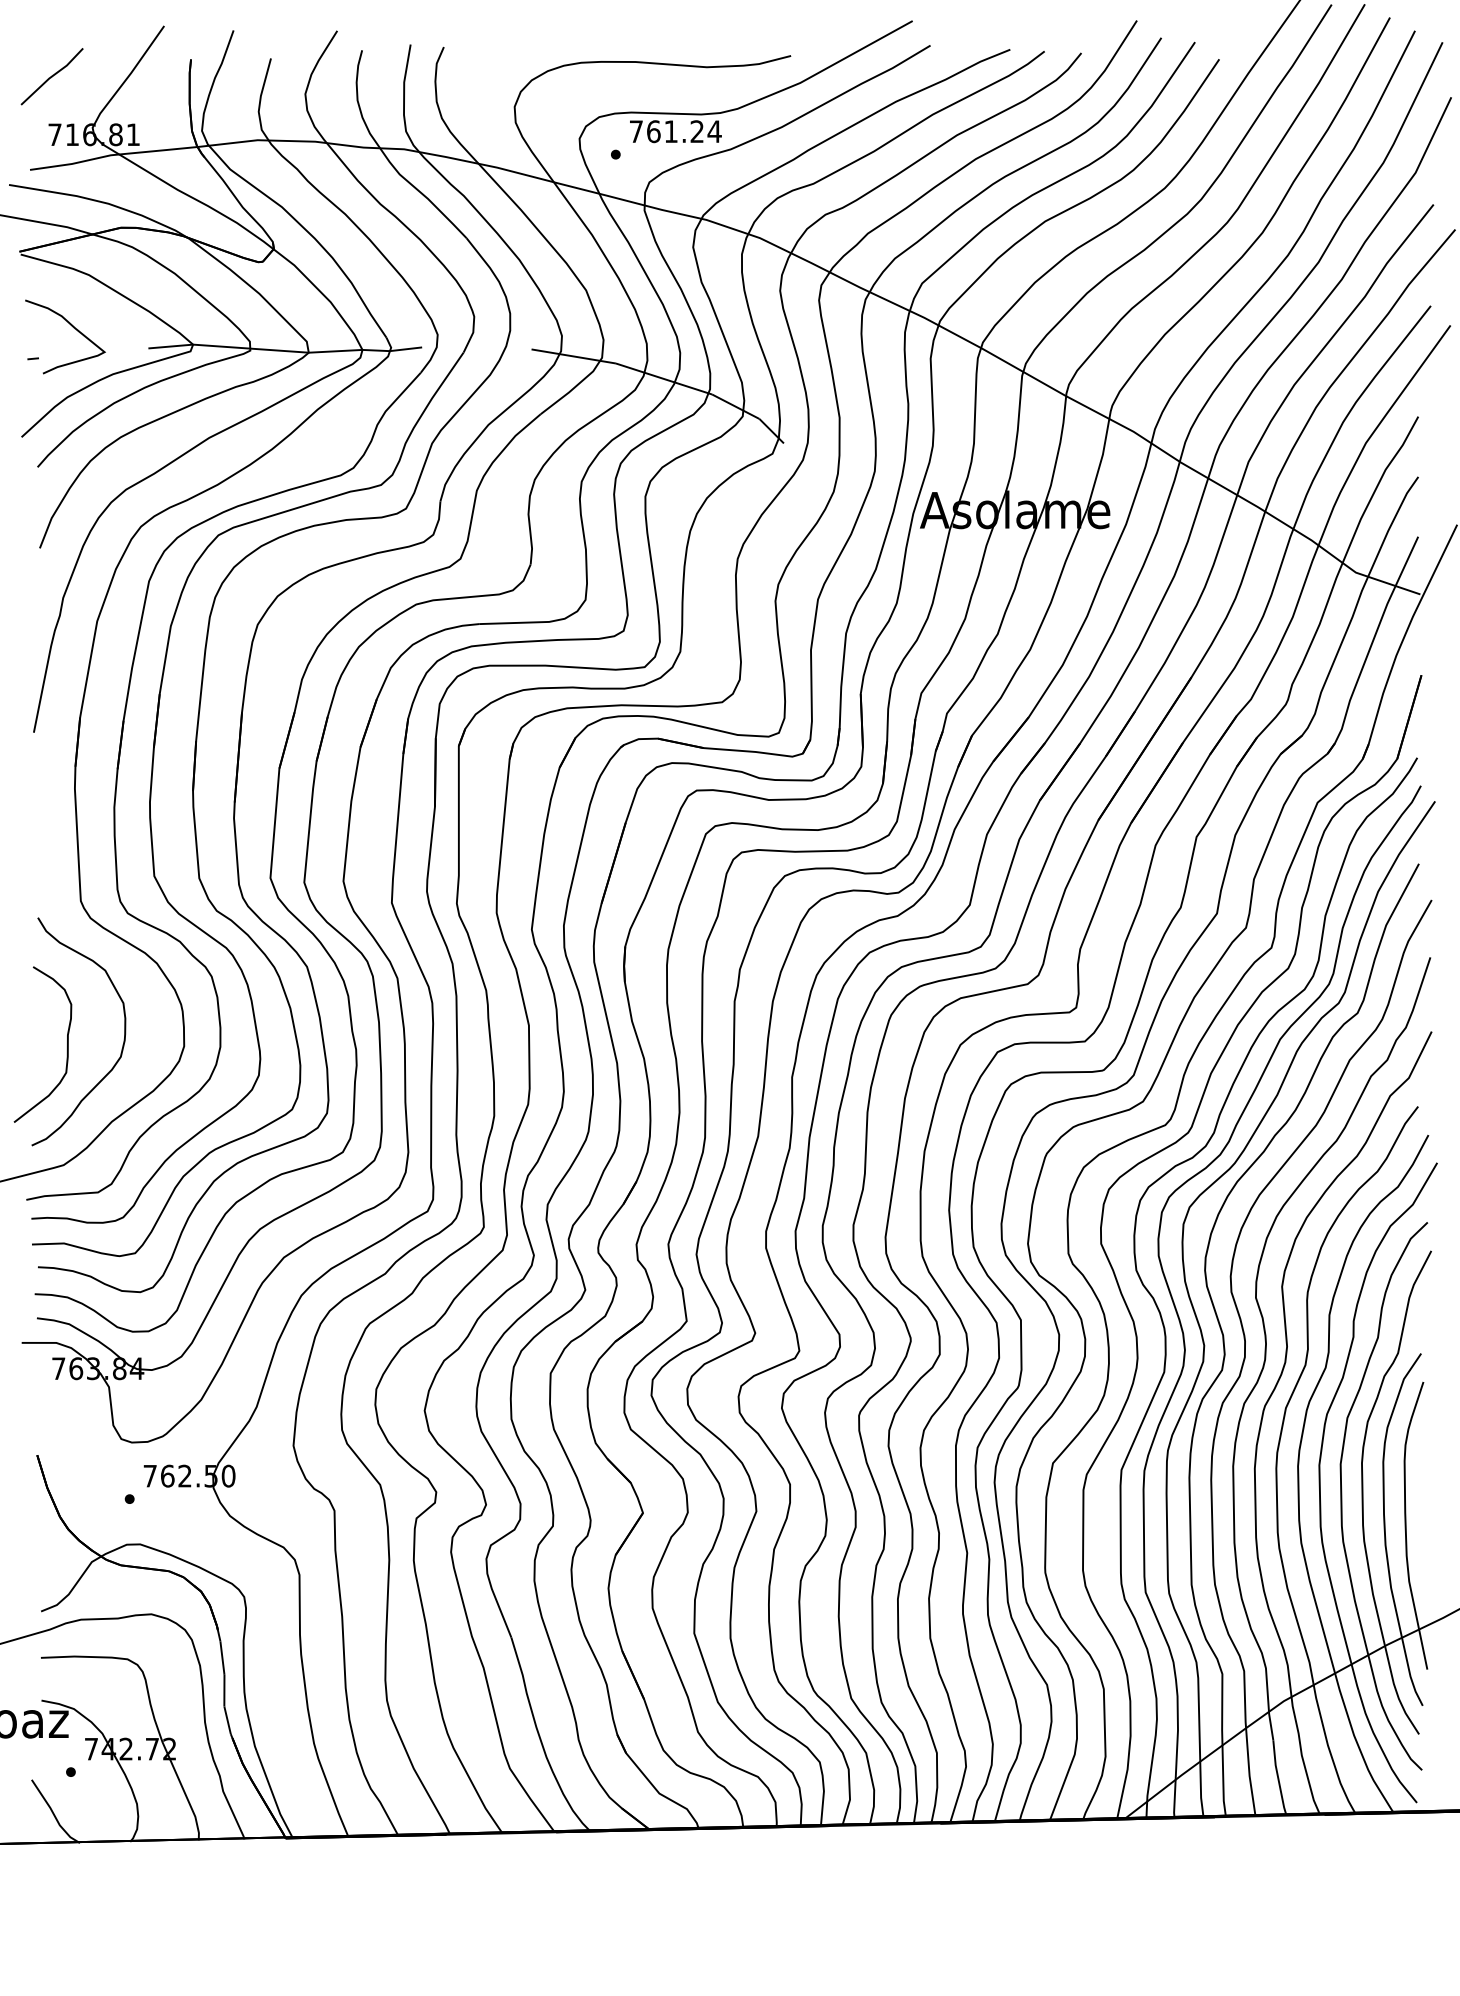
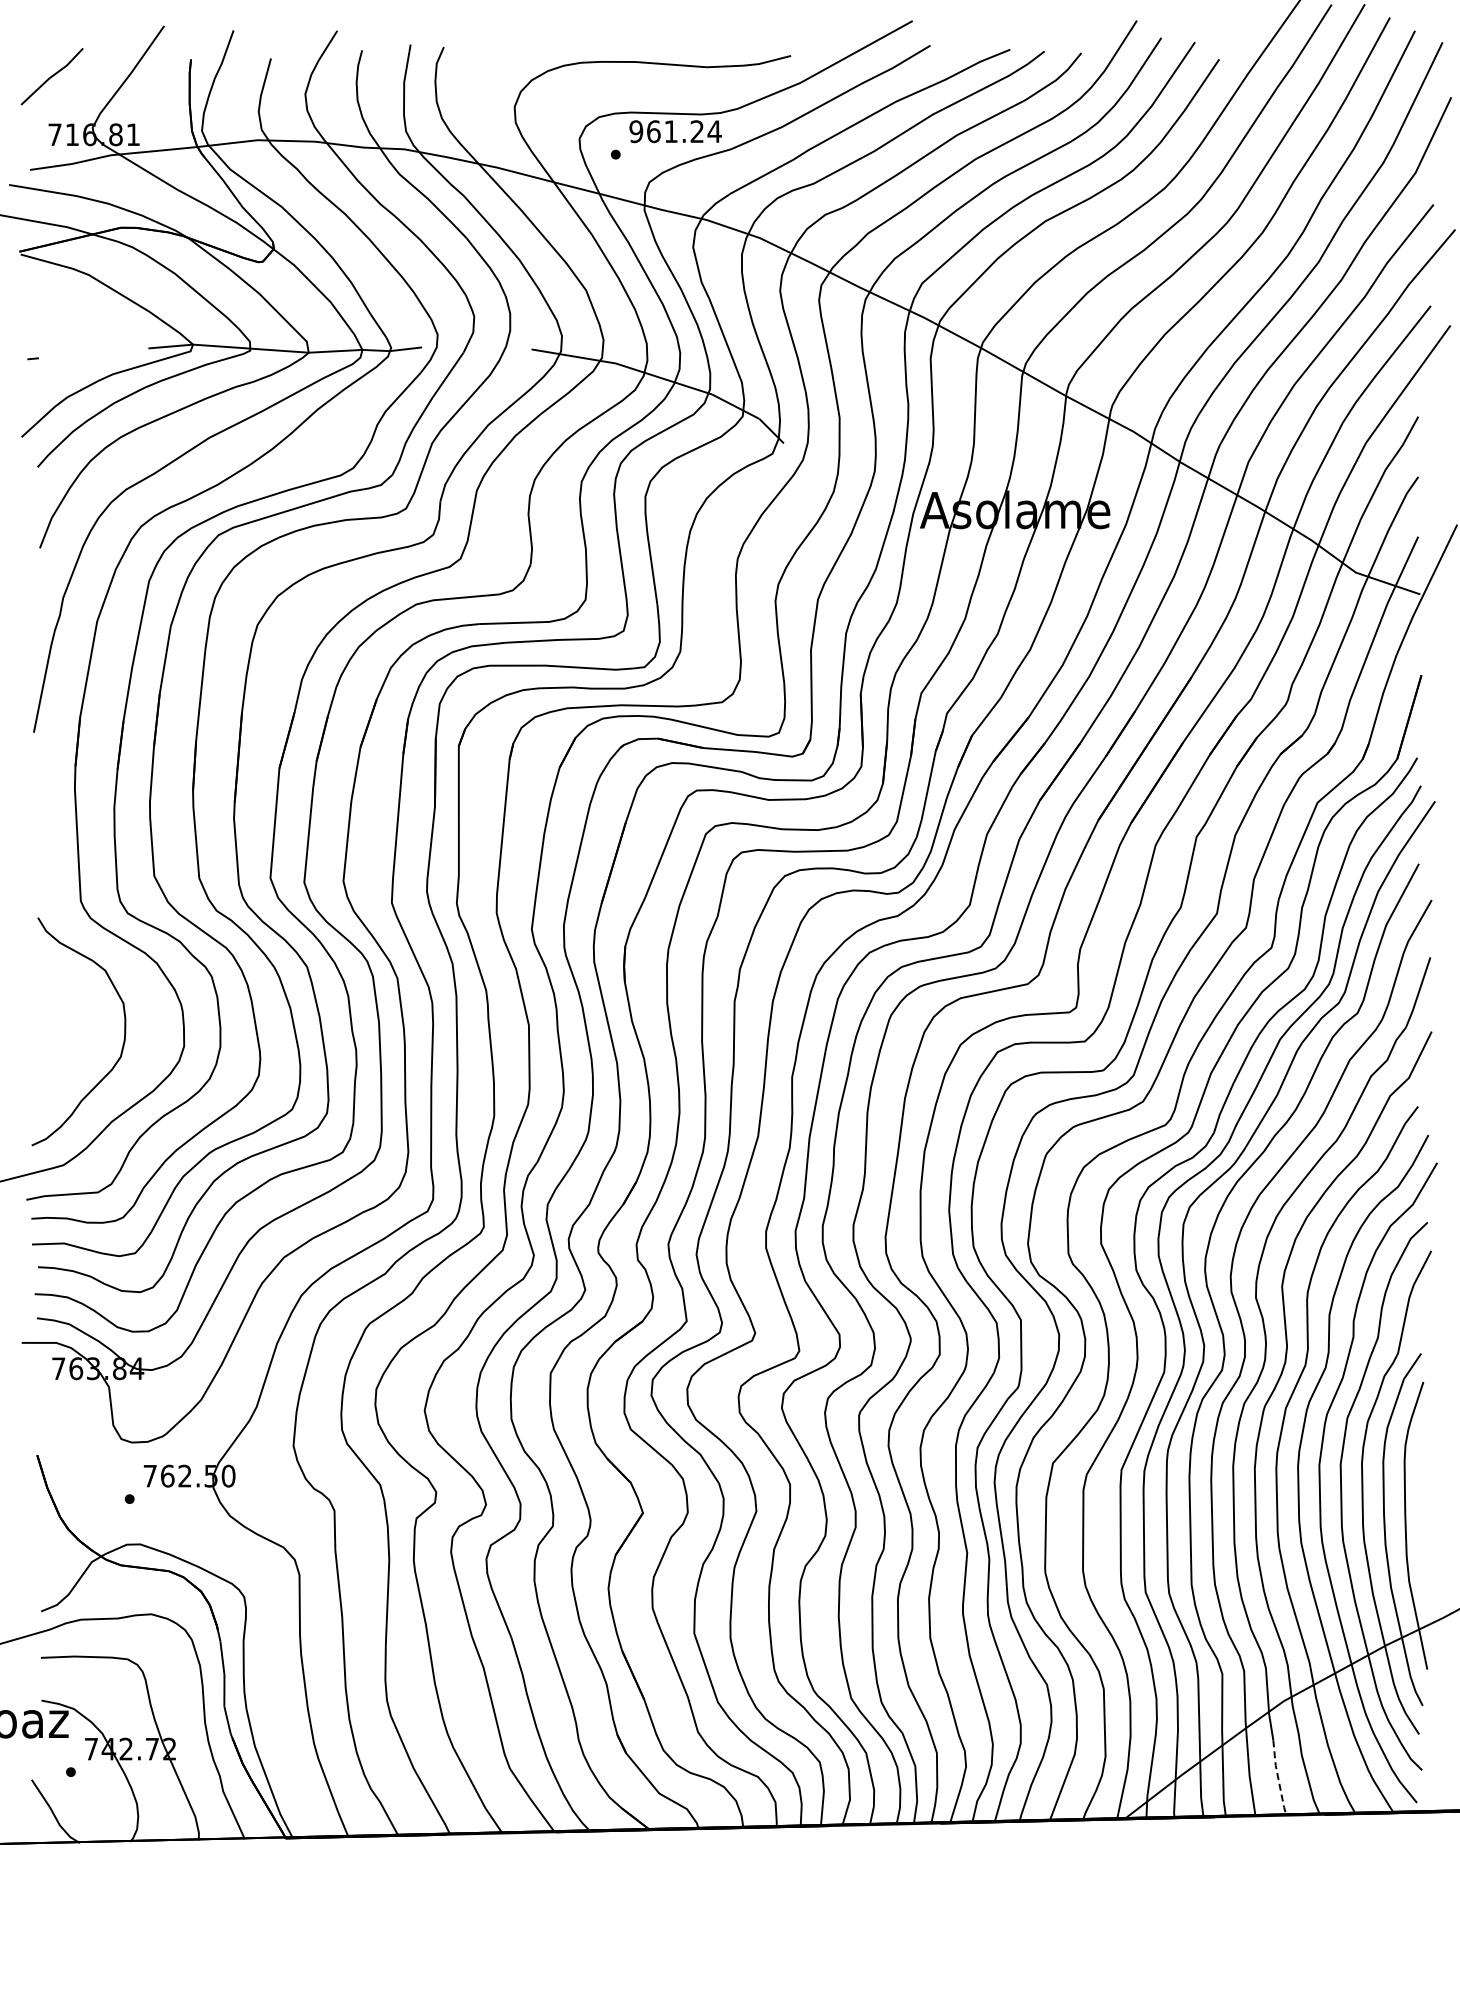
text: 761.24 -> 961.24 (636, 131)
curve: present -> none (73, 328)
curve: present -> none (66, 1049)
line: solid -> dashed (1278, 1778)
